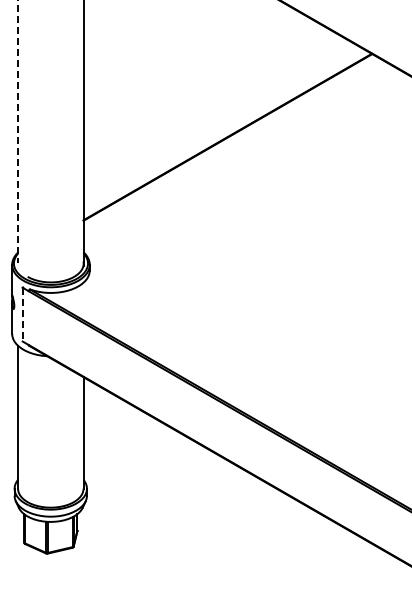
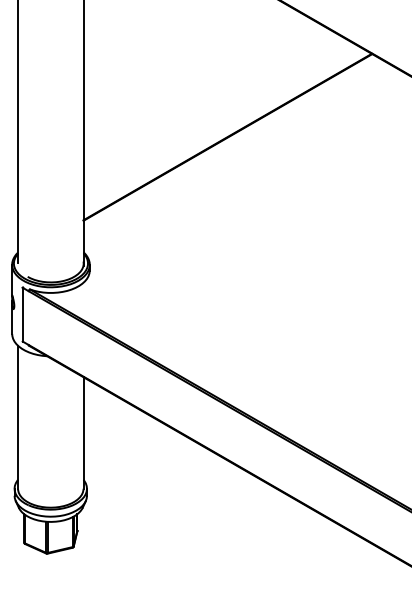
line: dashed -> solid (18, 131)
line: dashed -> solid (22, 314)
